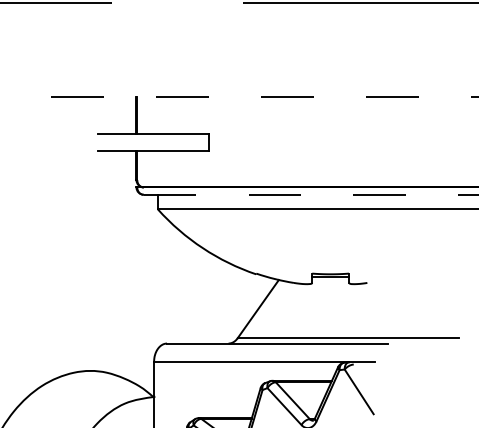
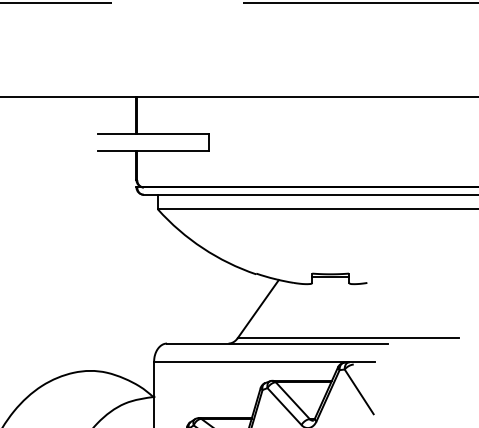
line: dashed -> solid (239, 97)
line: dashed -> solid (310, 194)
